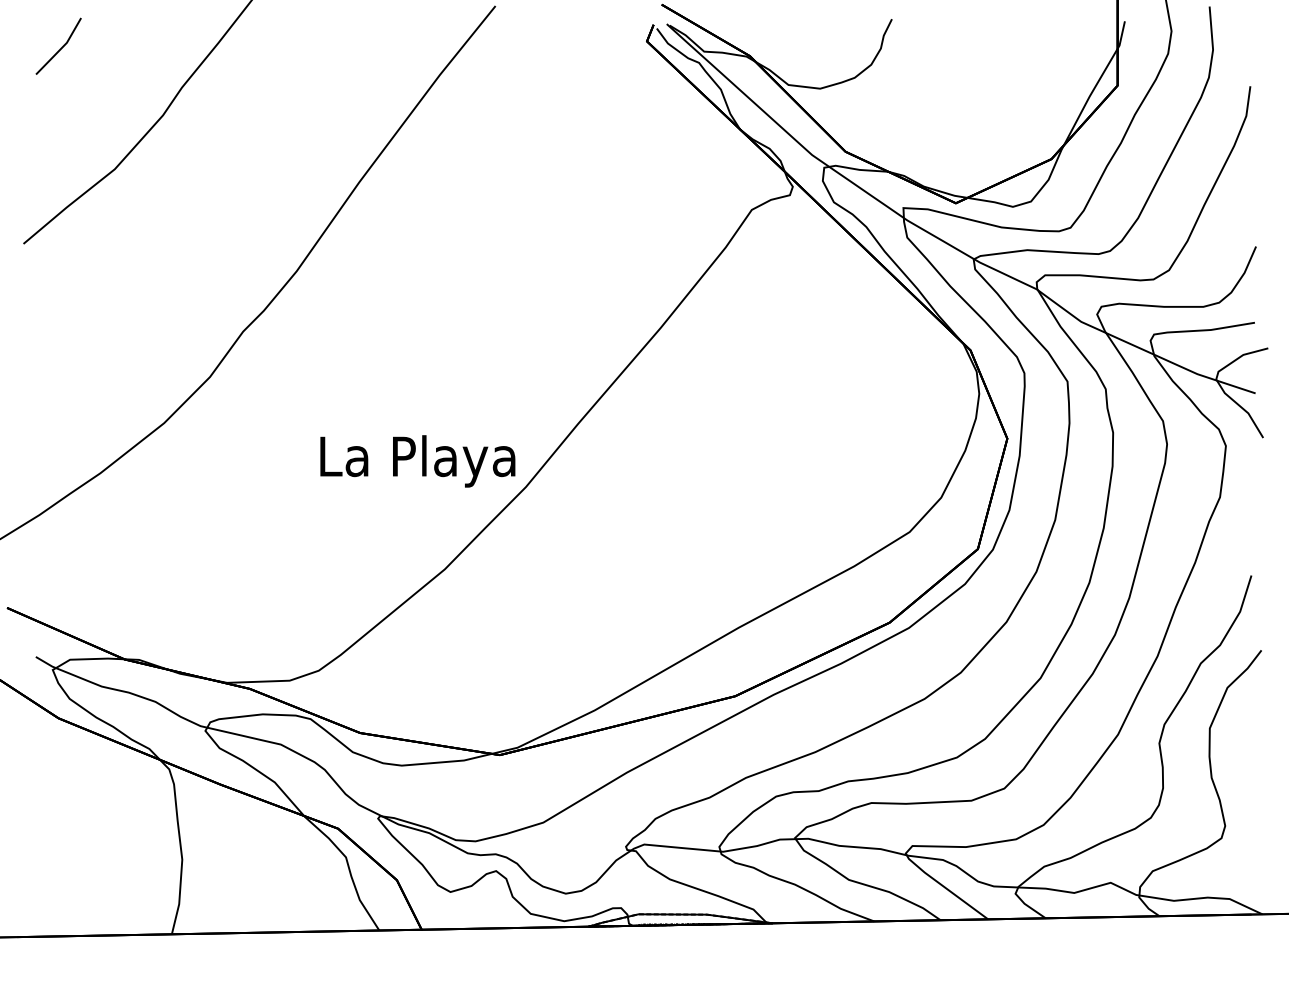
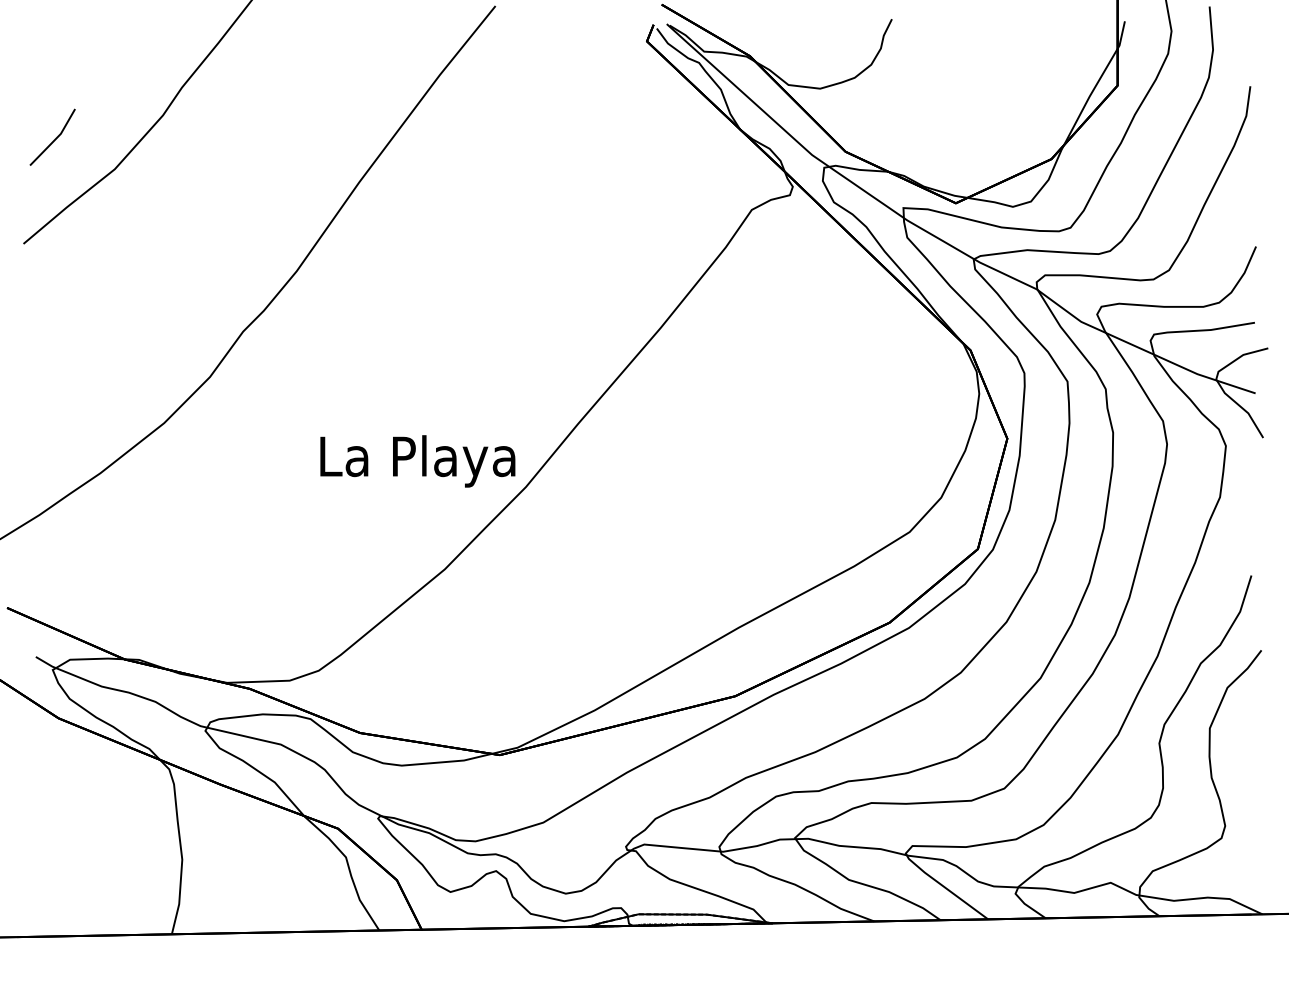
part position: (58, 45) -> (52, 136) (52, 136)
